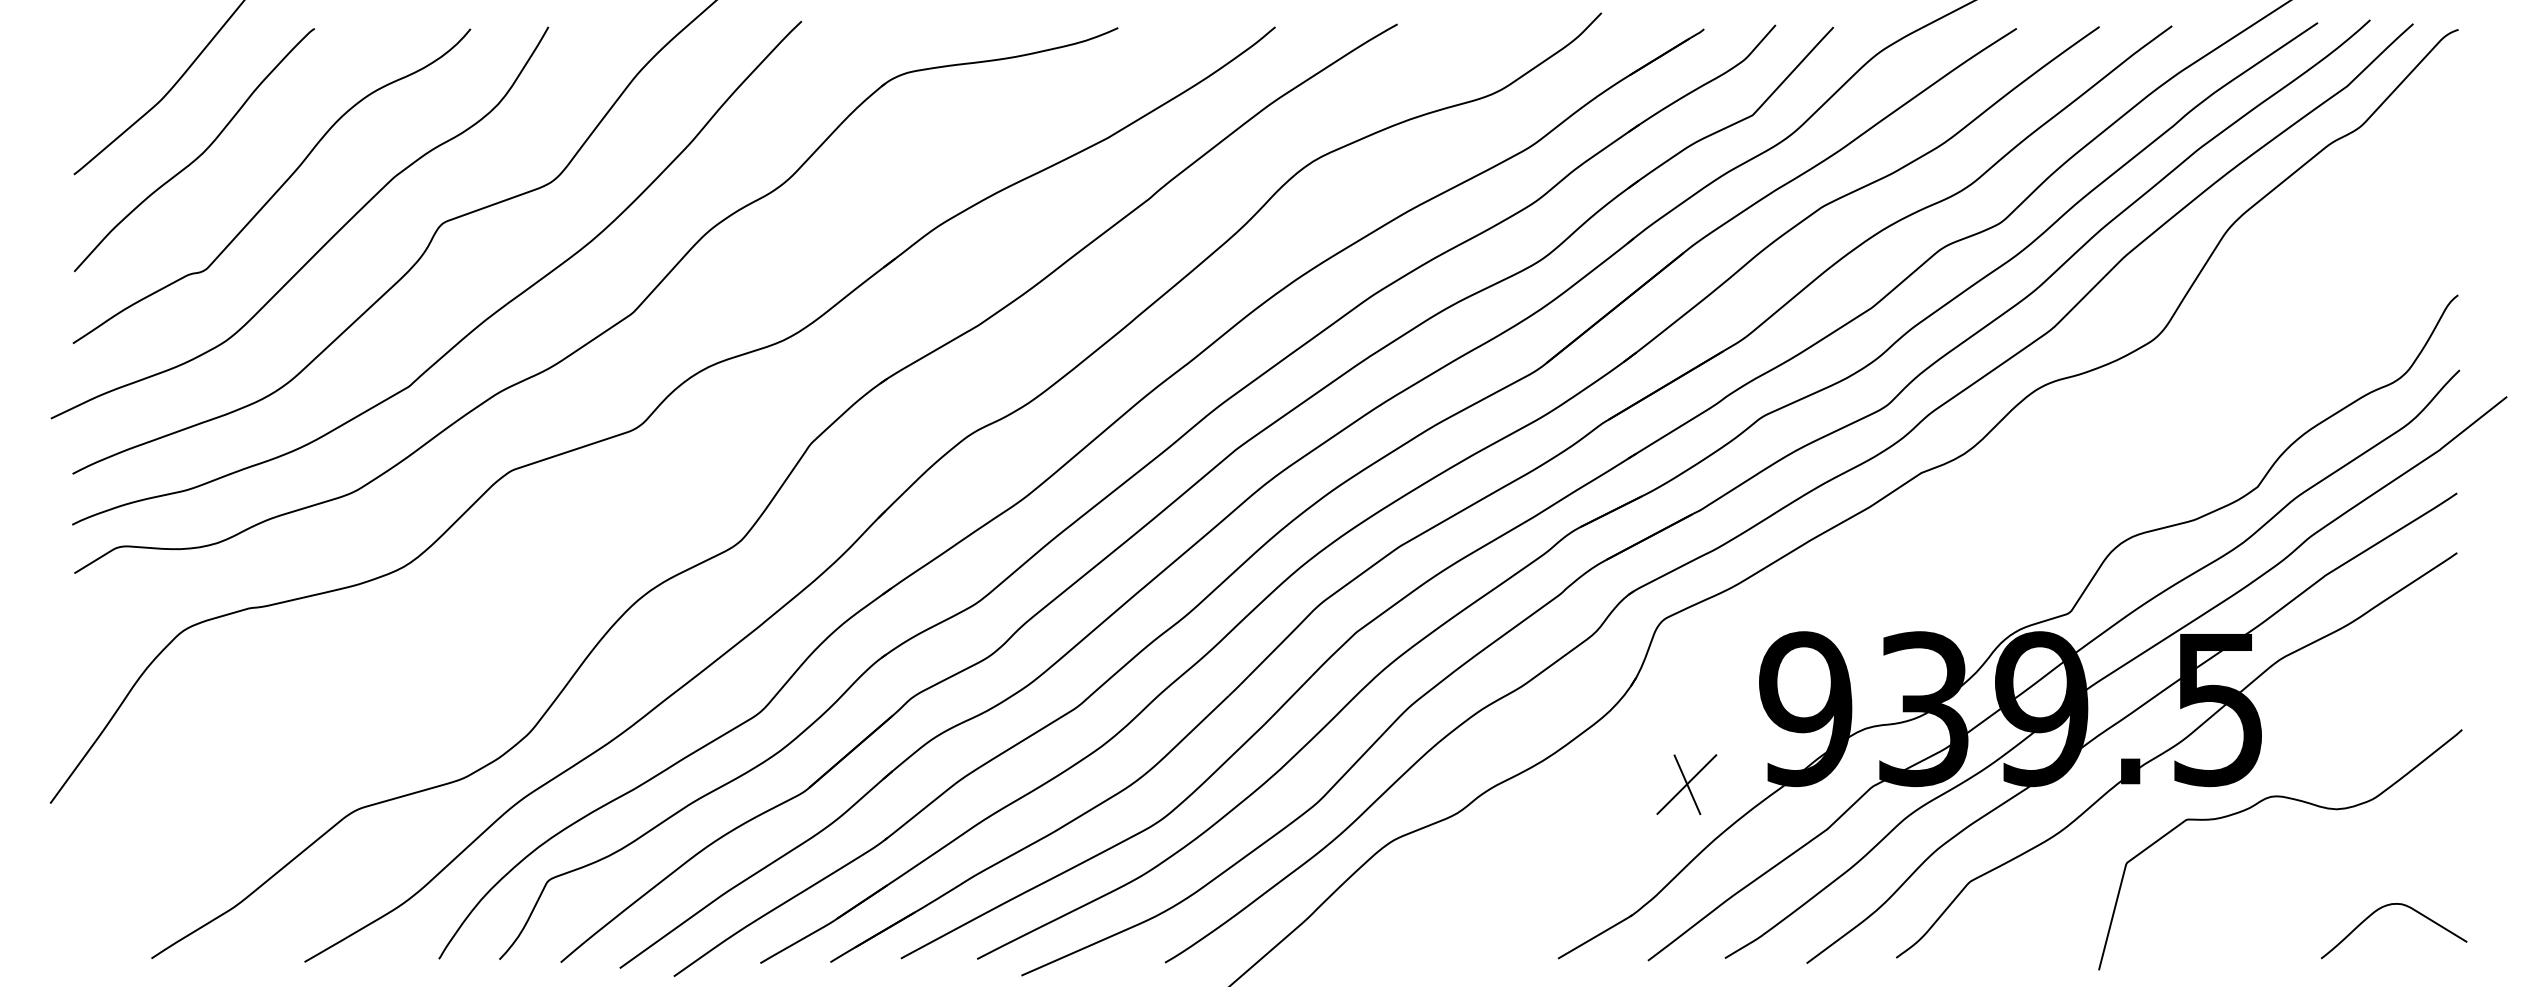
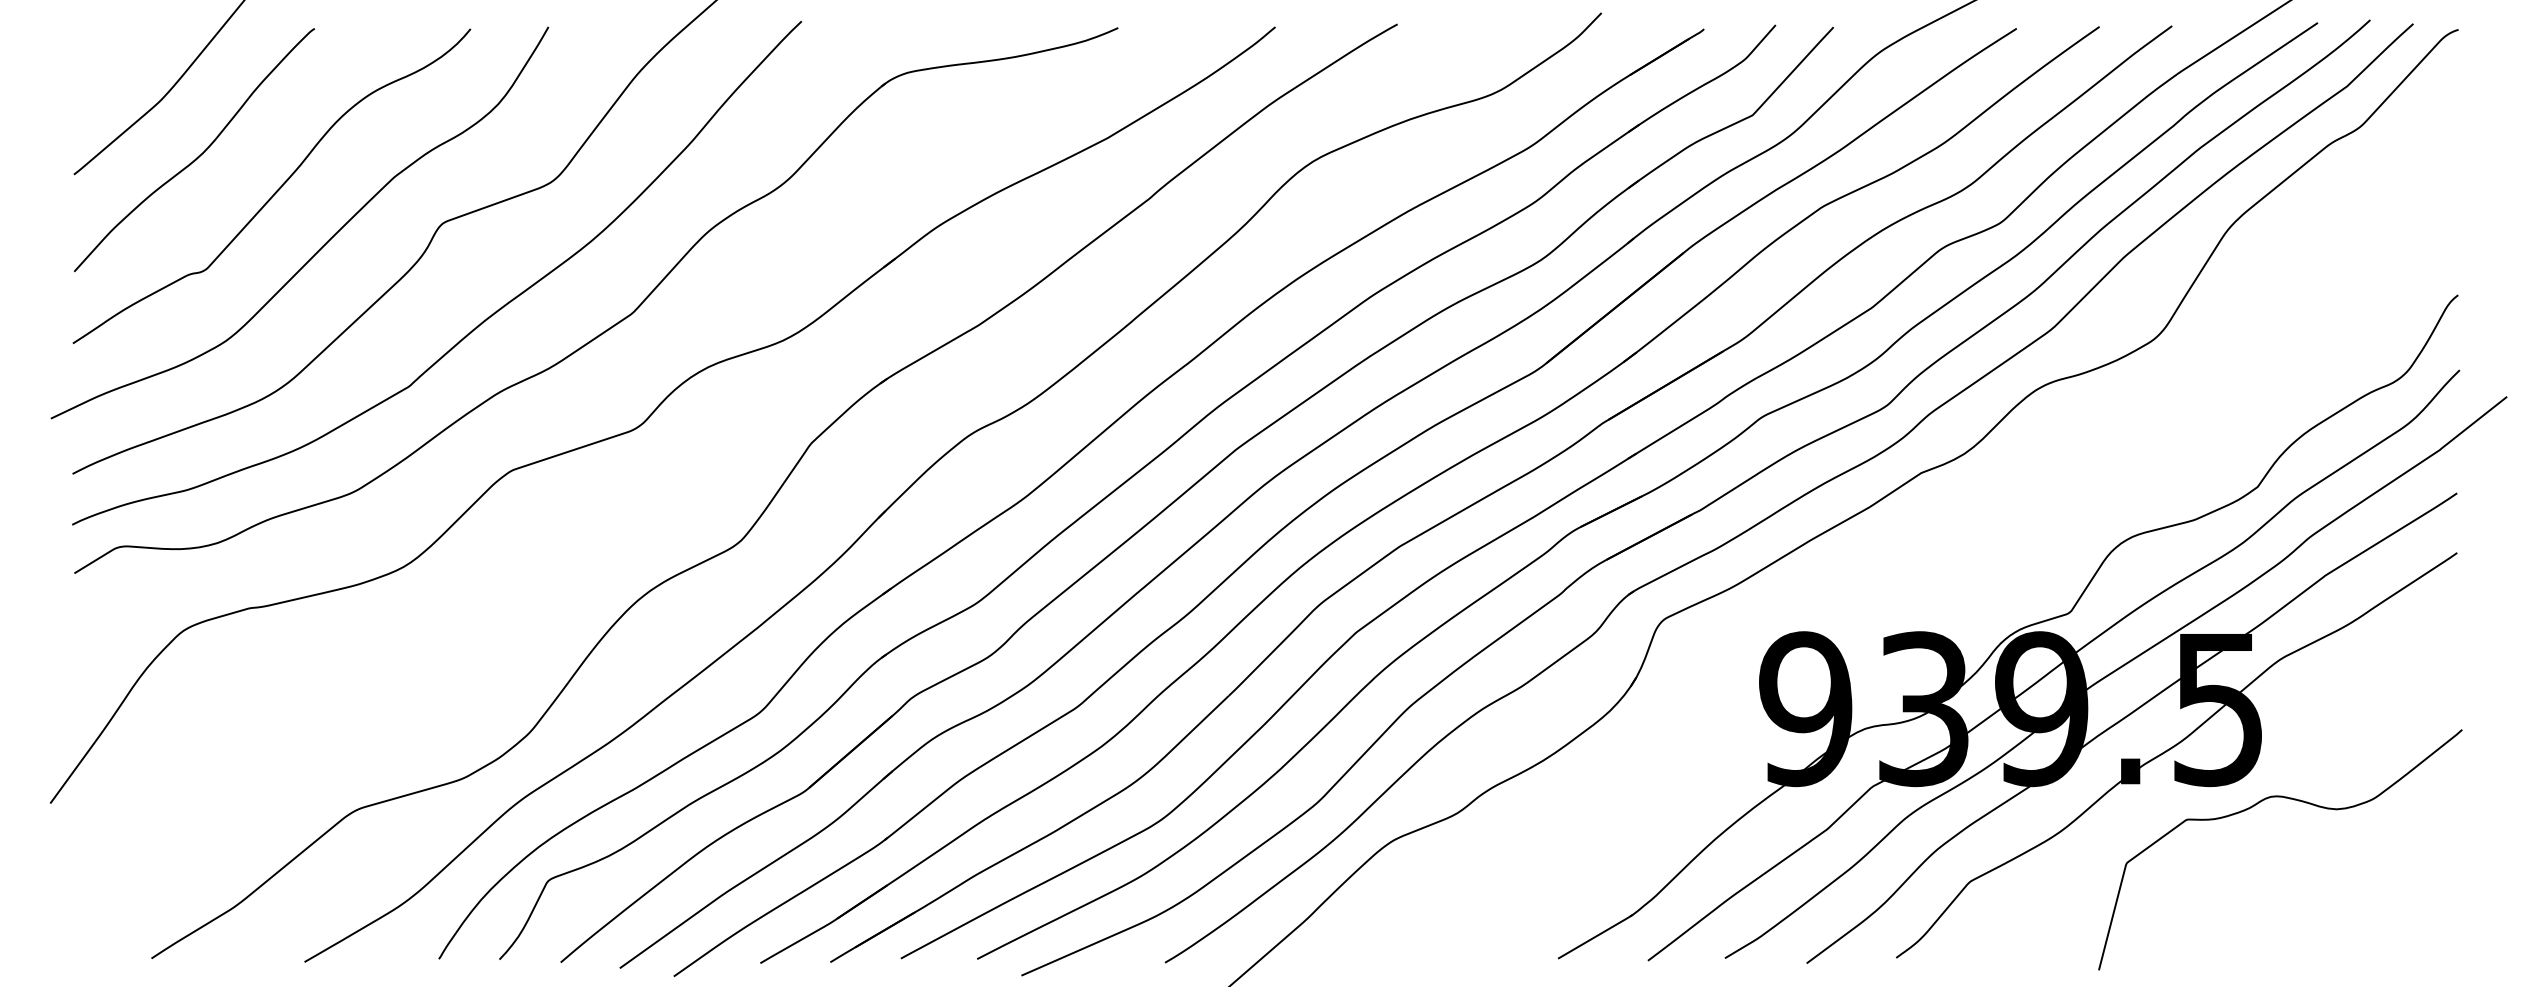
part: present -> none (1686, 784)
curve: present -> none (2382, 908)
